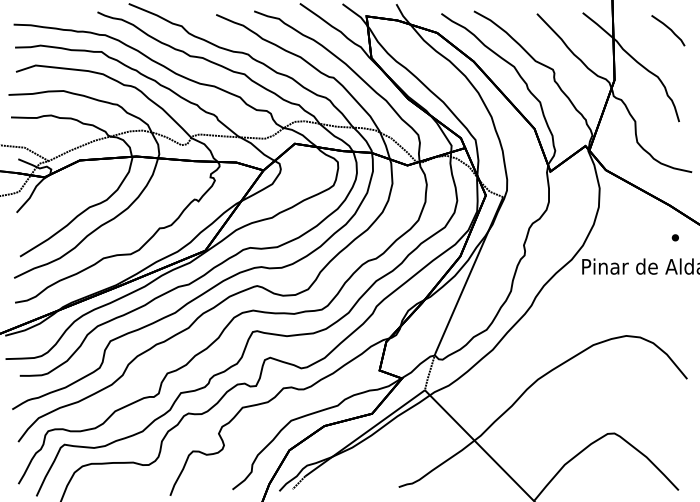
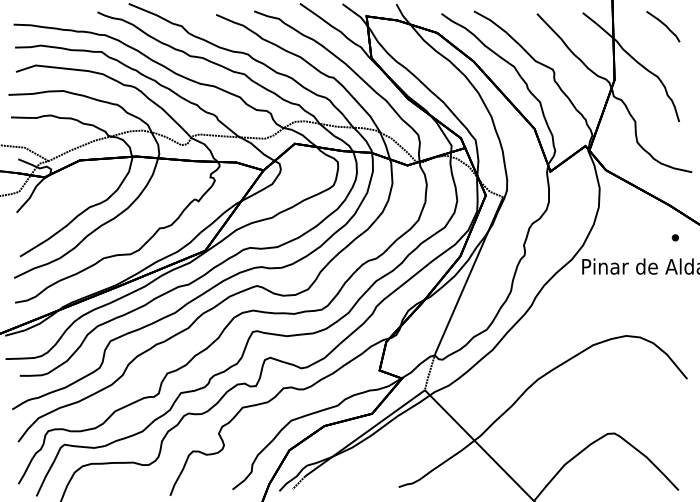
curve position: (669, 29) -> (664, 25) (664, 25)
